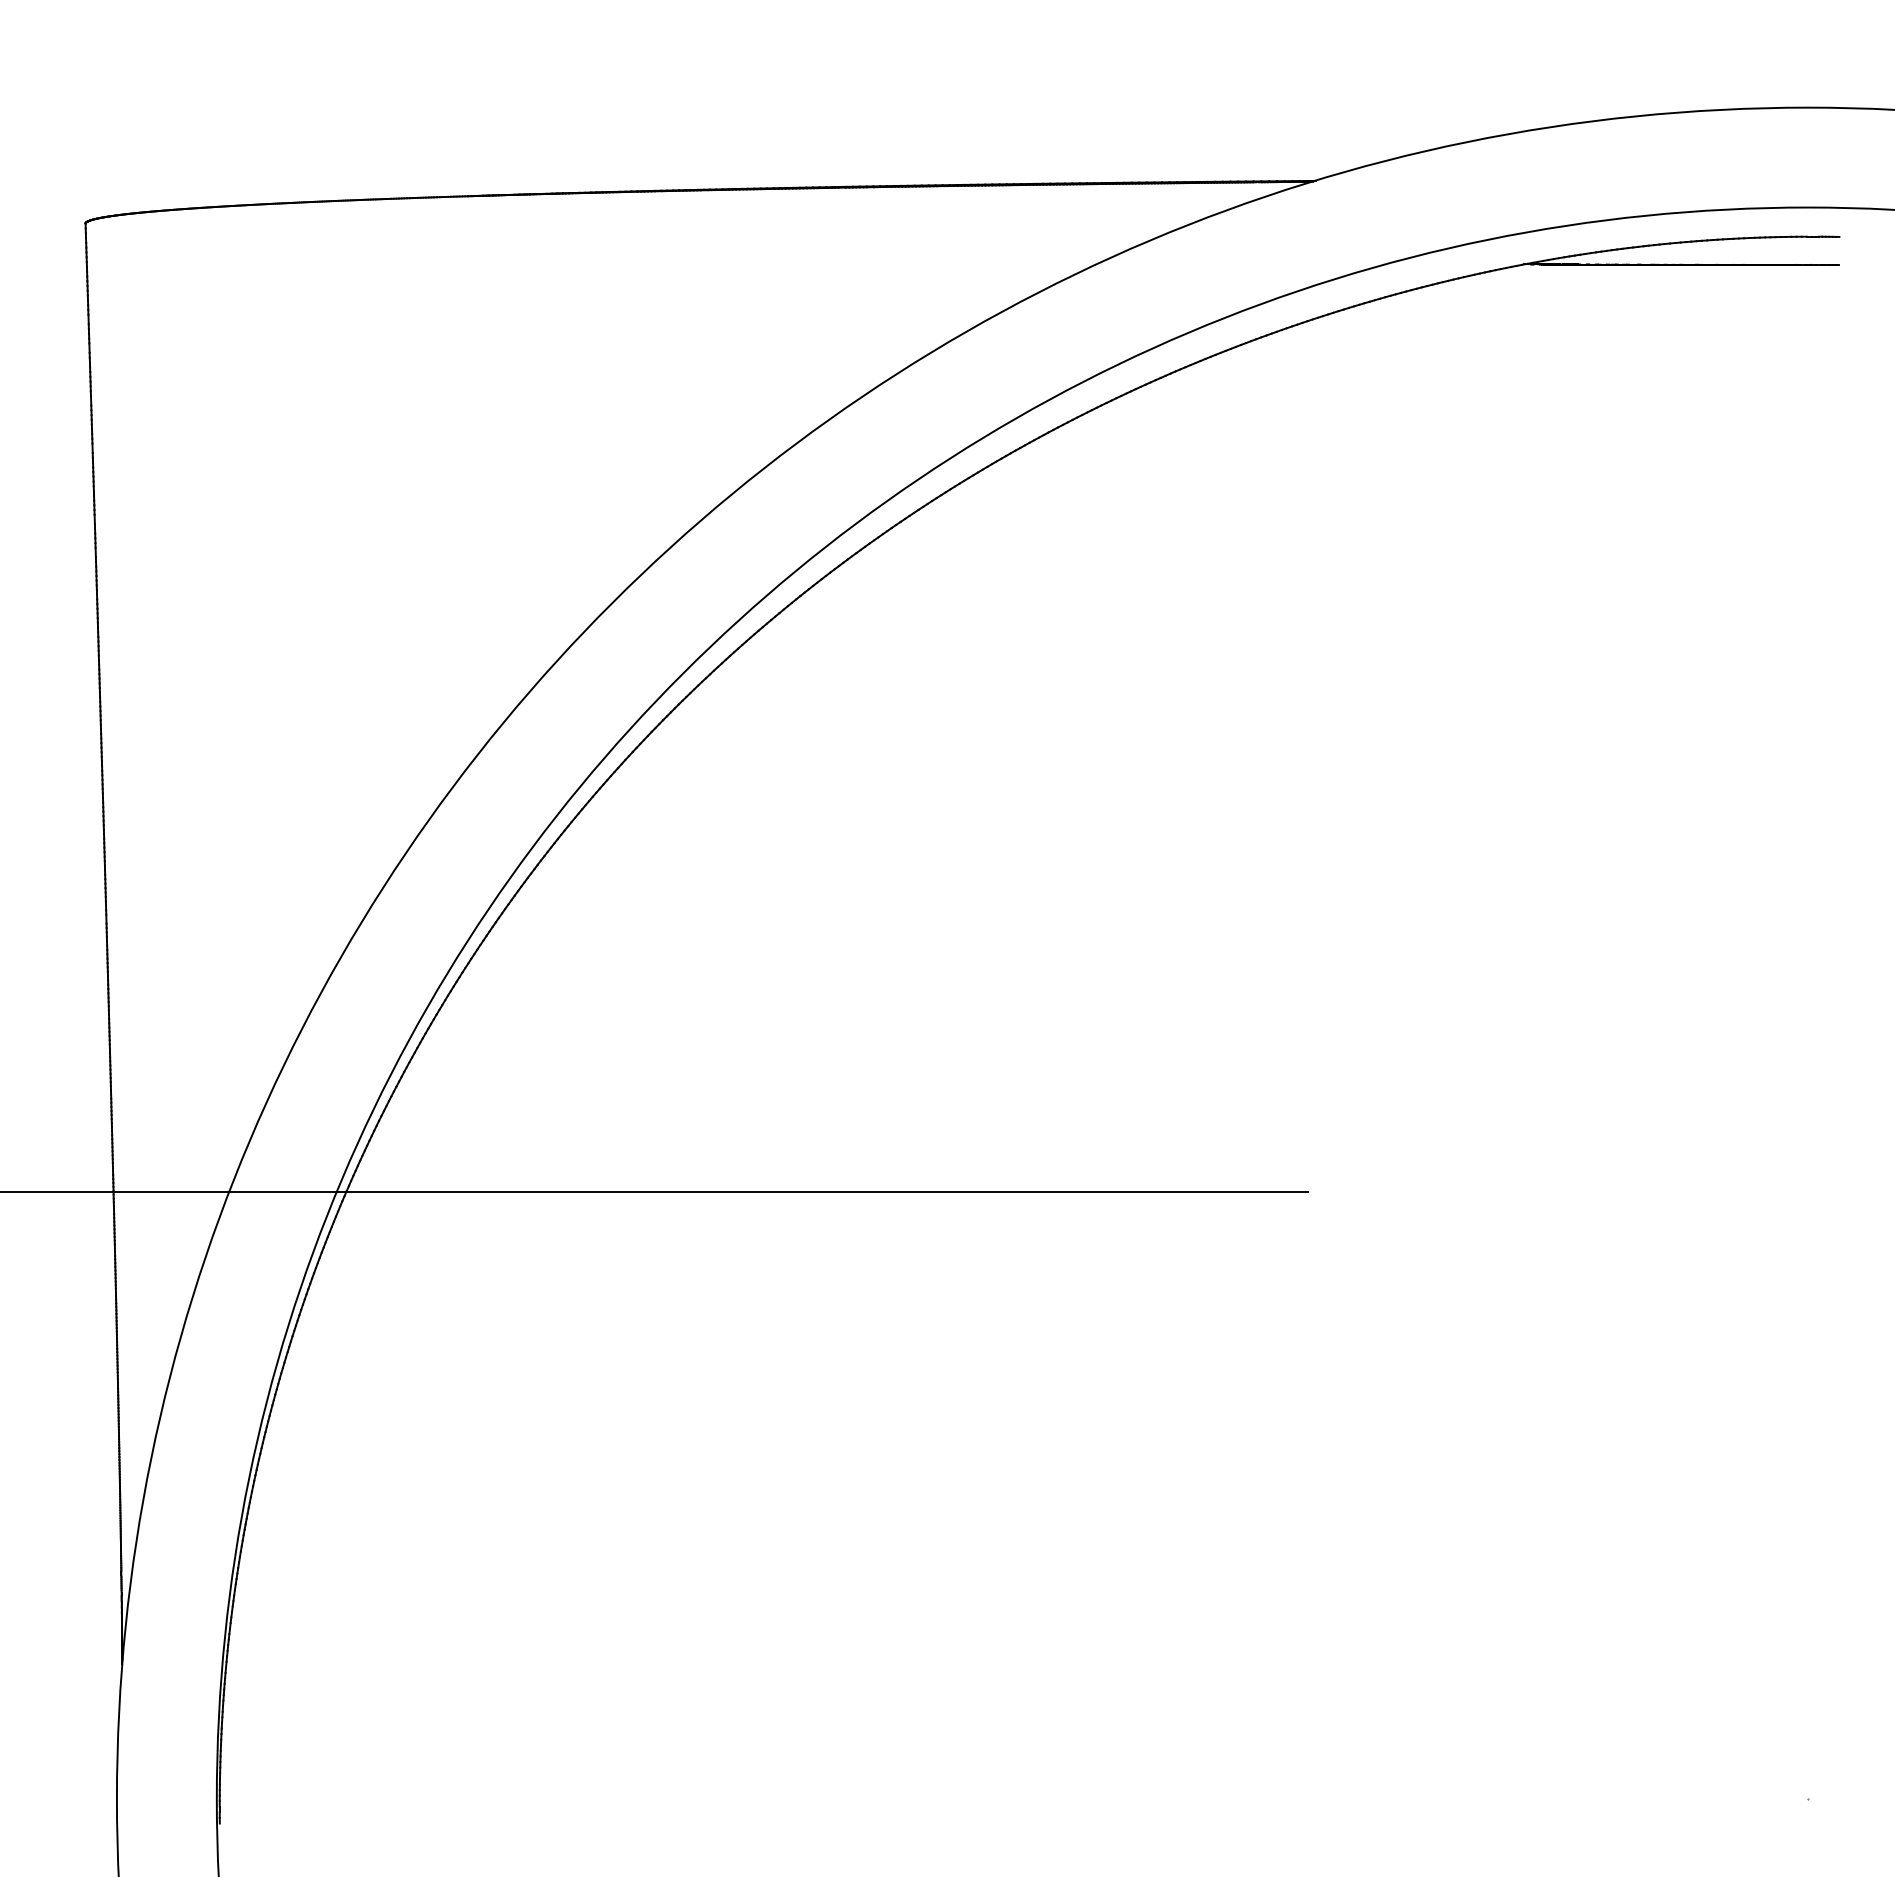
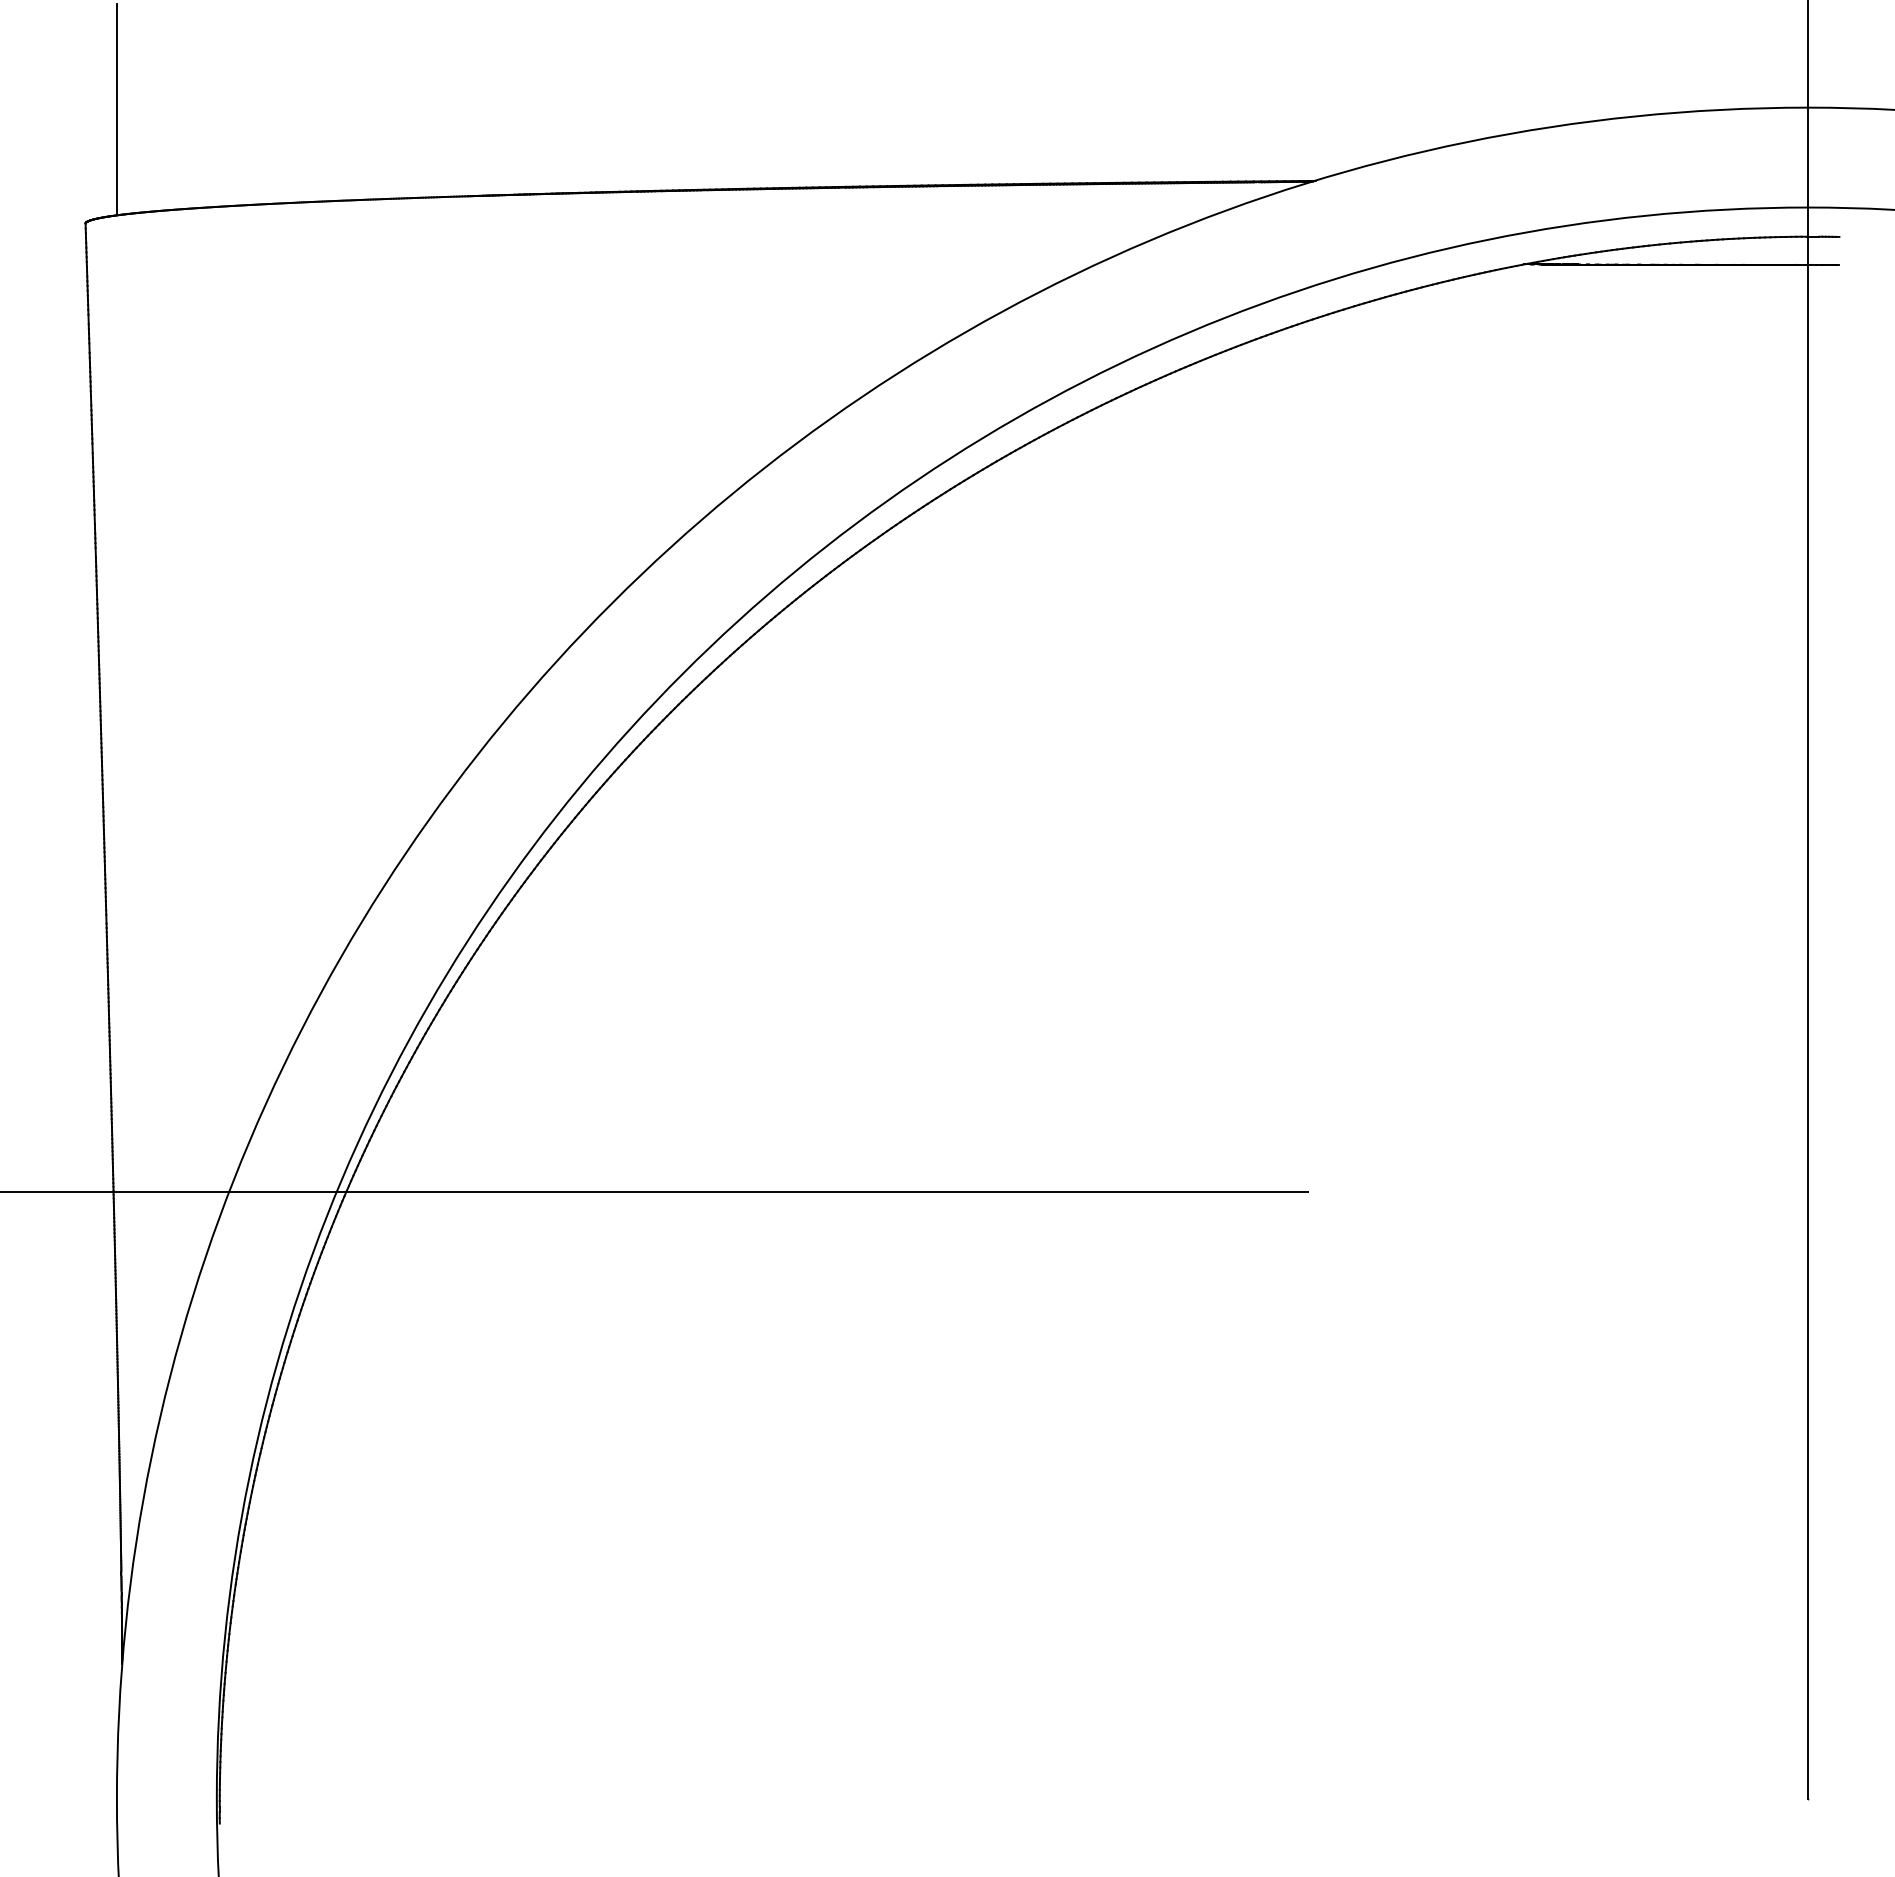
line: none -> present (116, 109)
line: none -> present (1808, 900)
